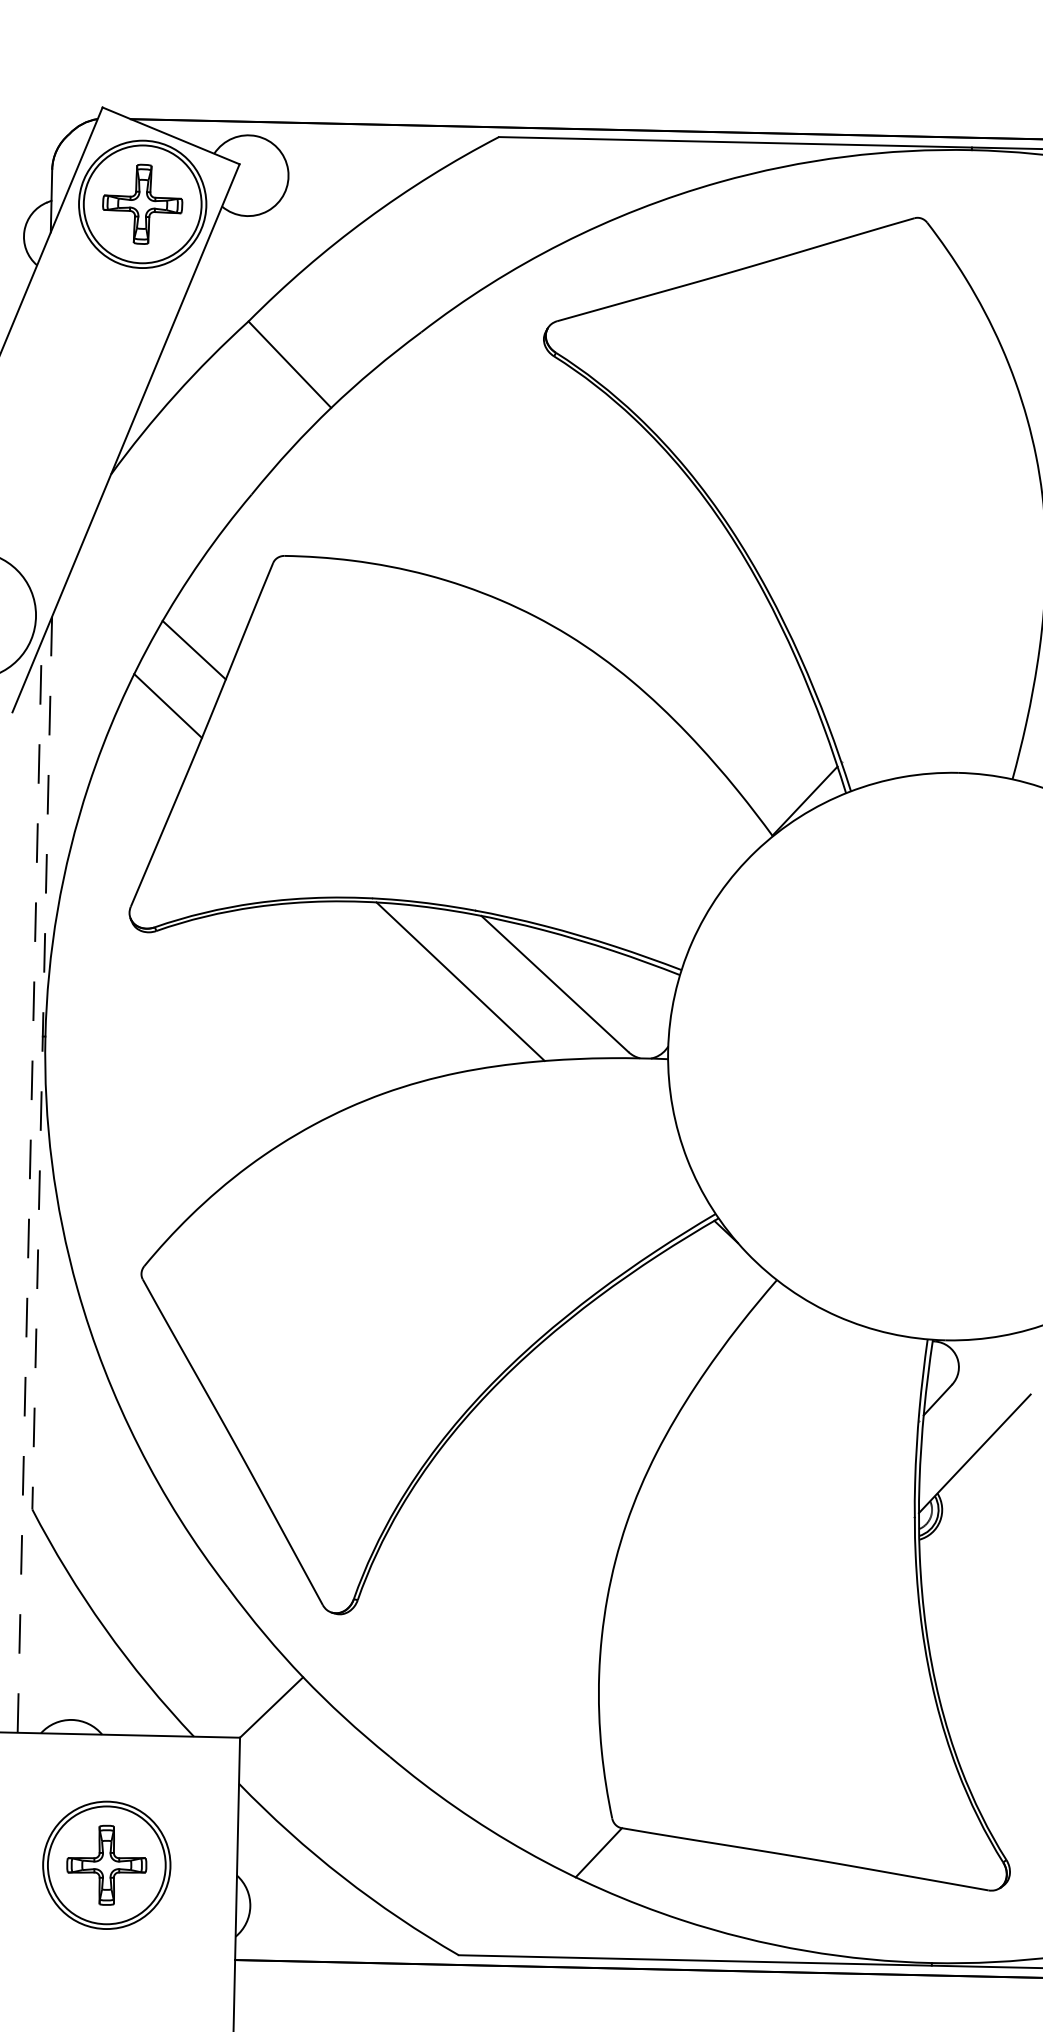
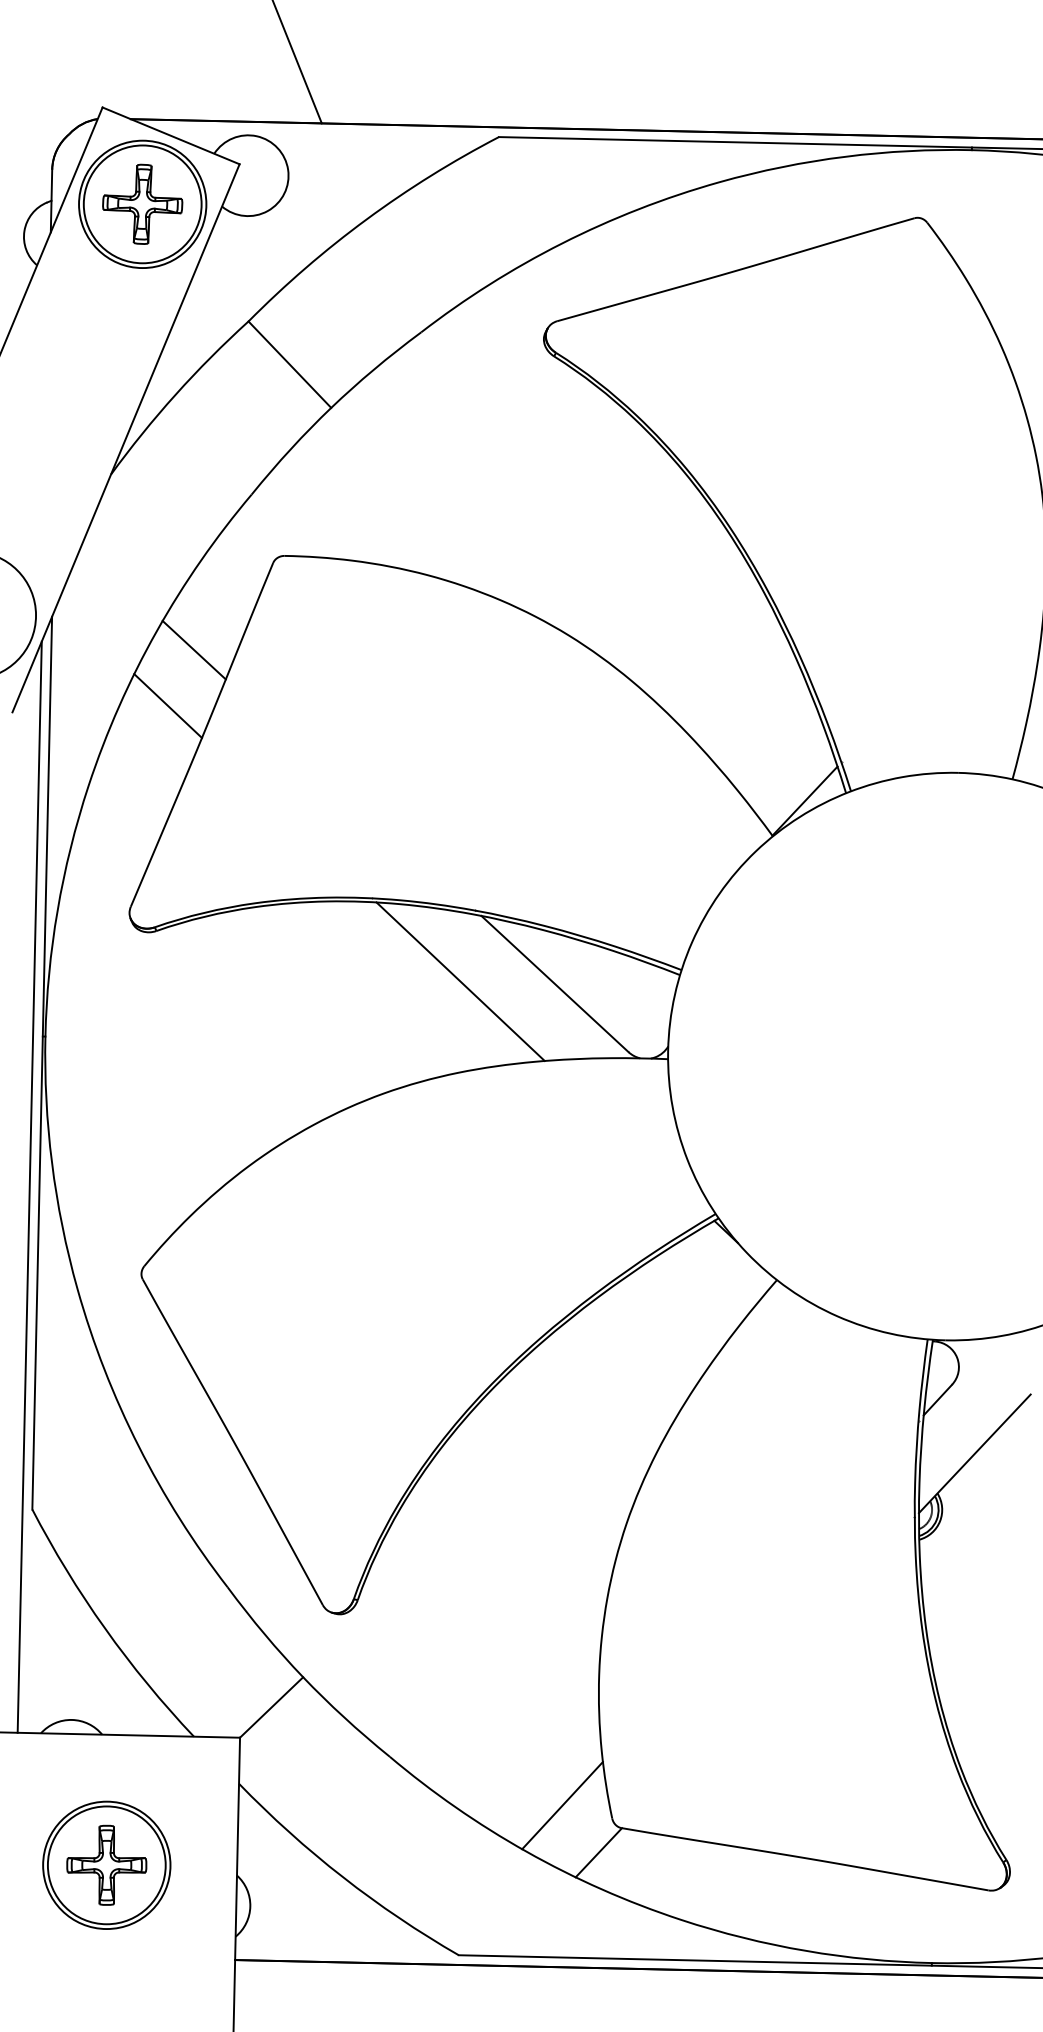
line: none -> present (297, 62)
line: dashed -> solid (42, 1063)
line: dashed -> solid (29, 1187)
line: none -> present (562, 1805)
